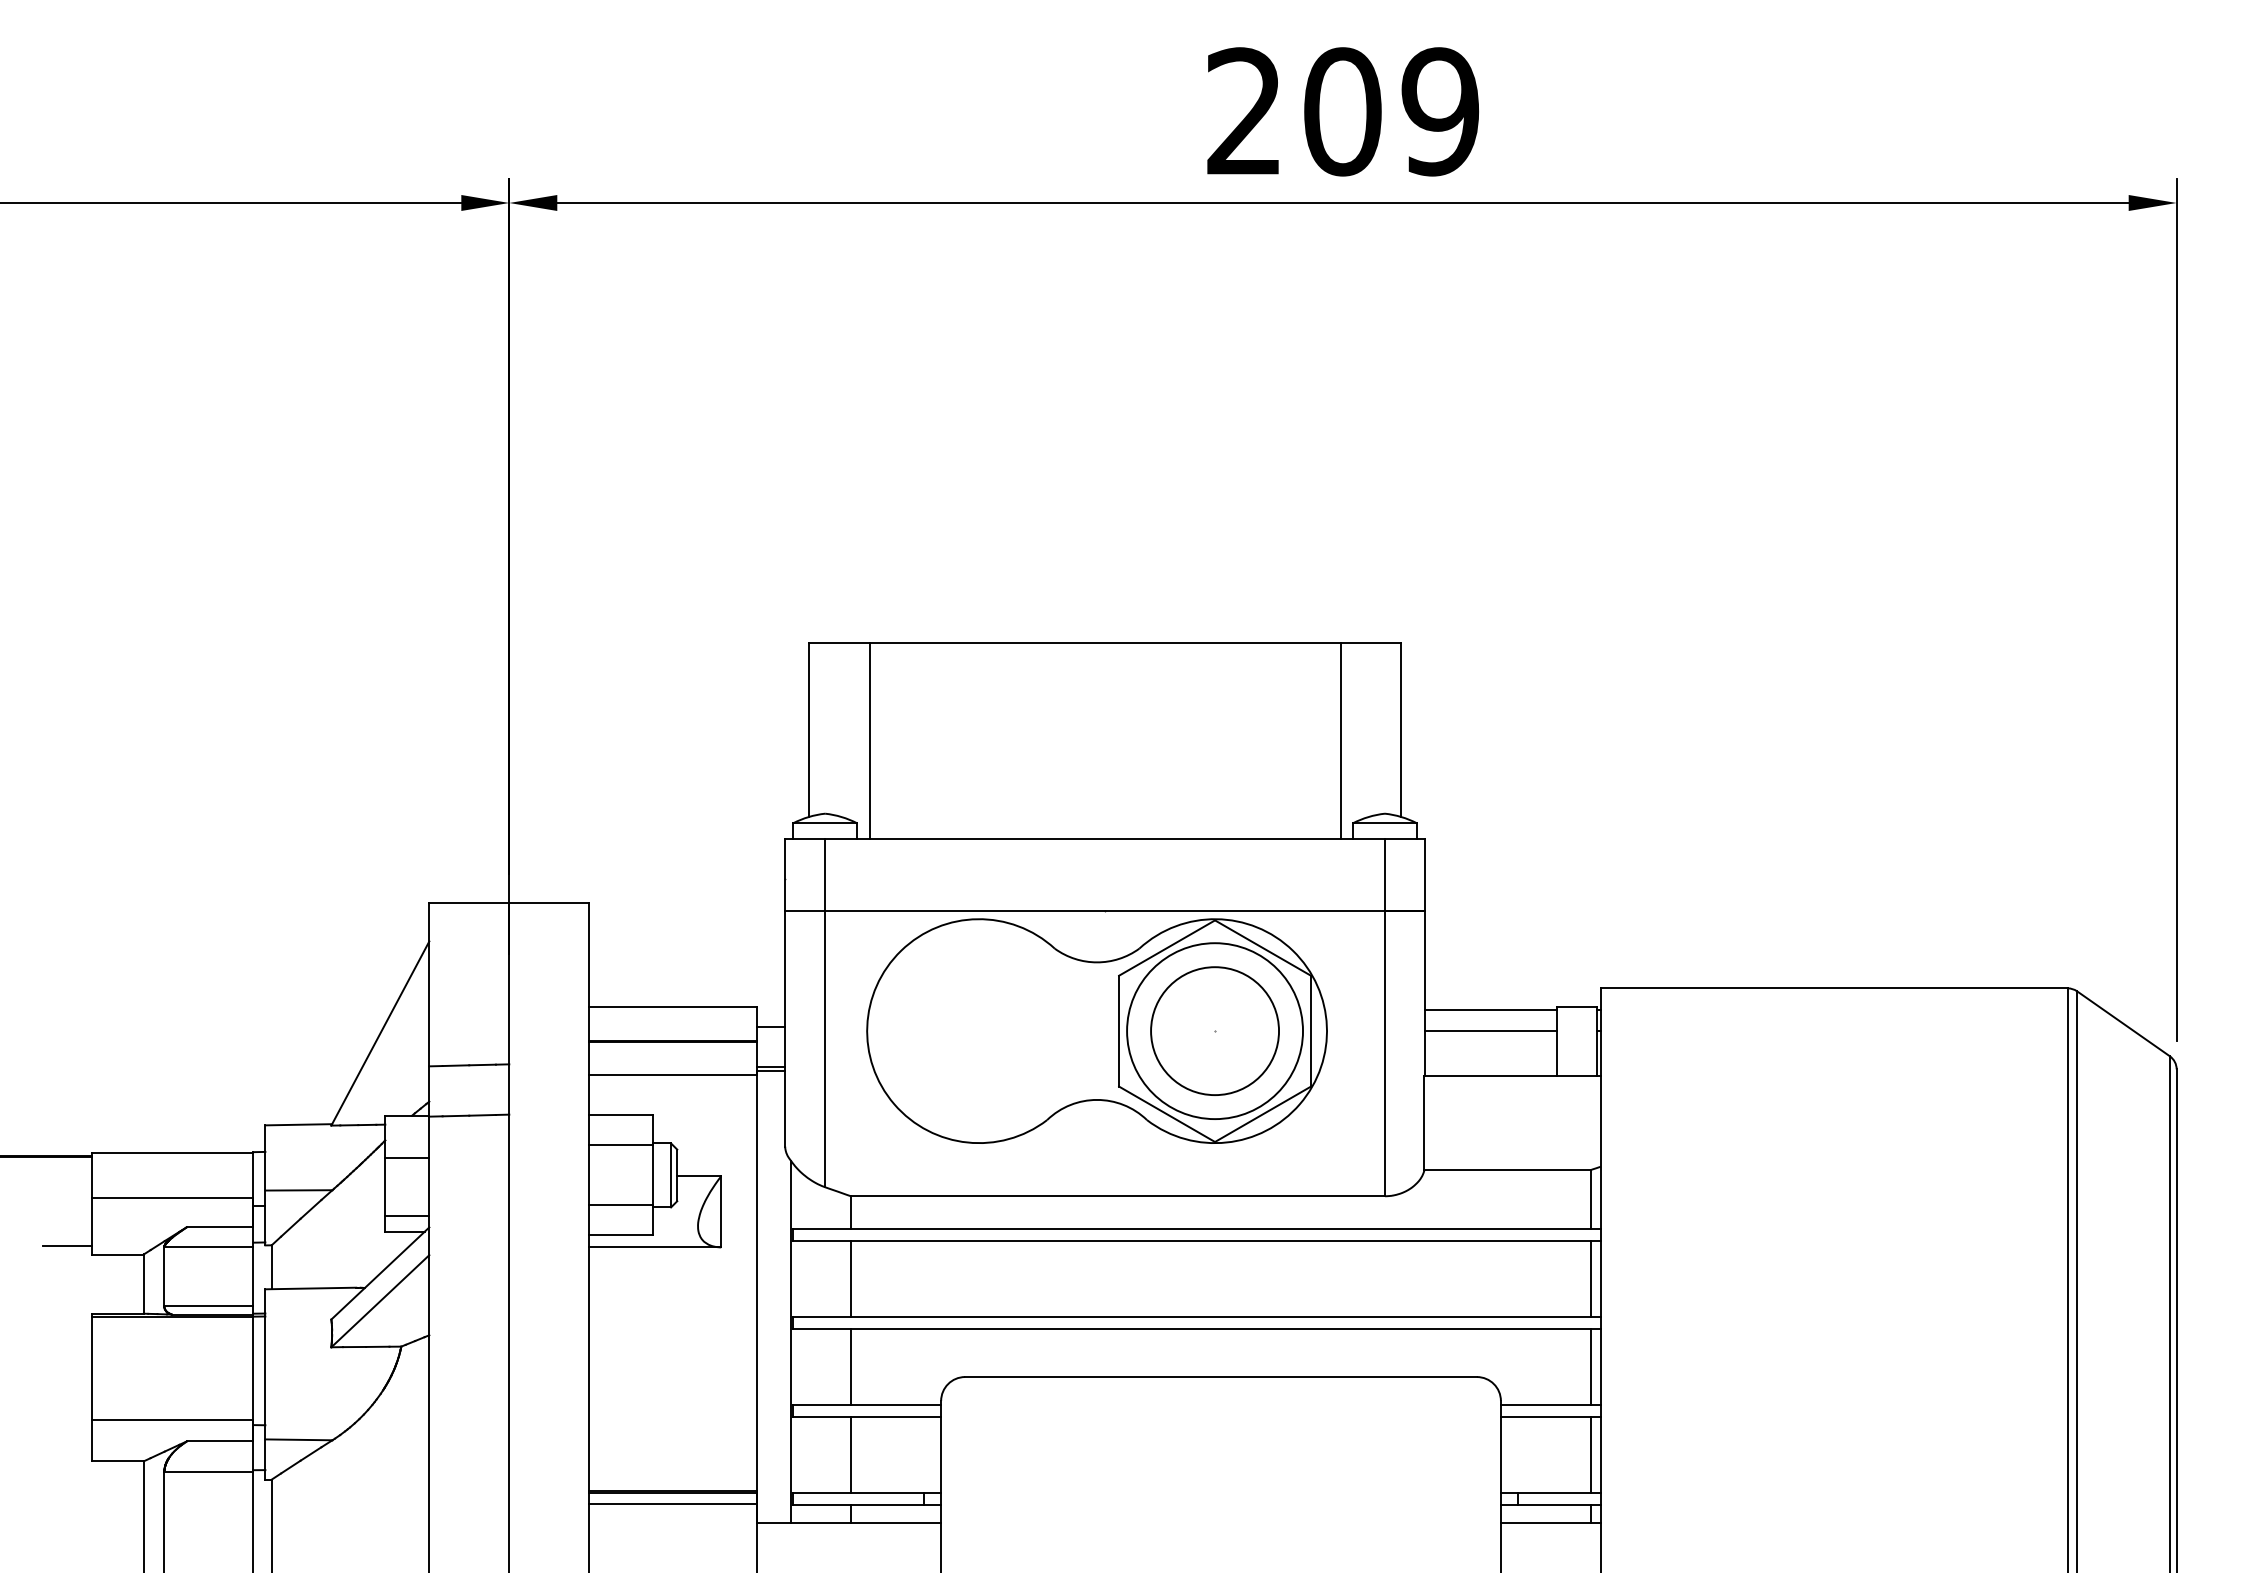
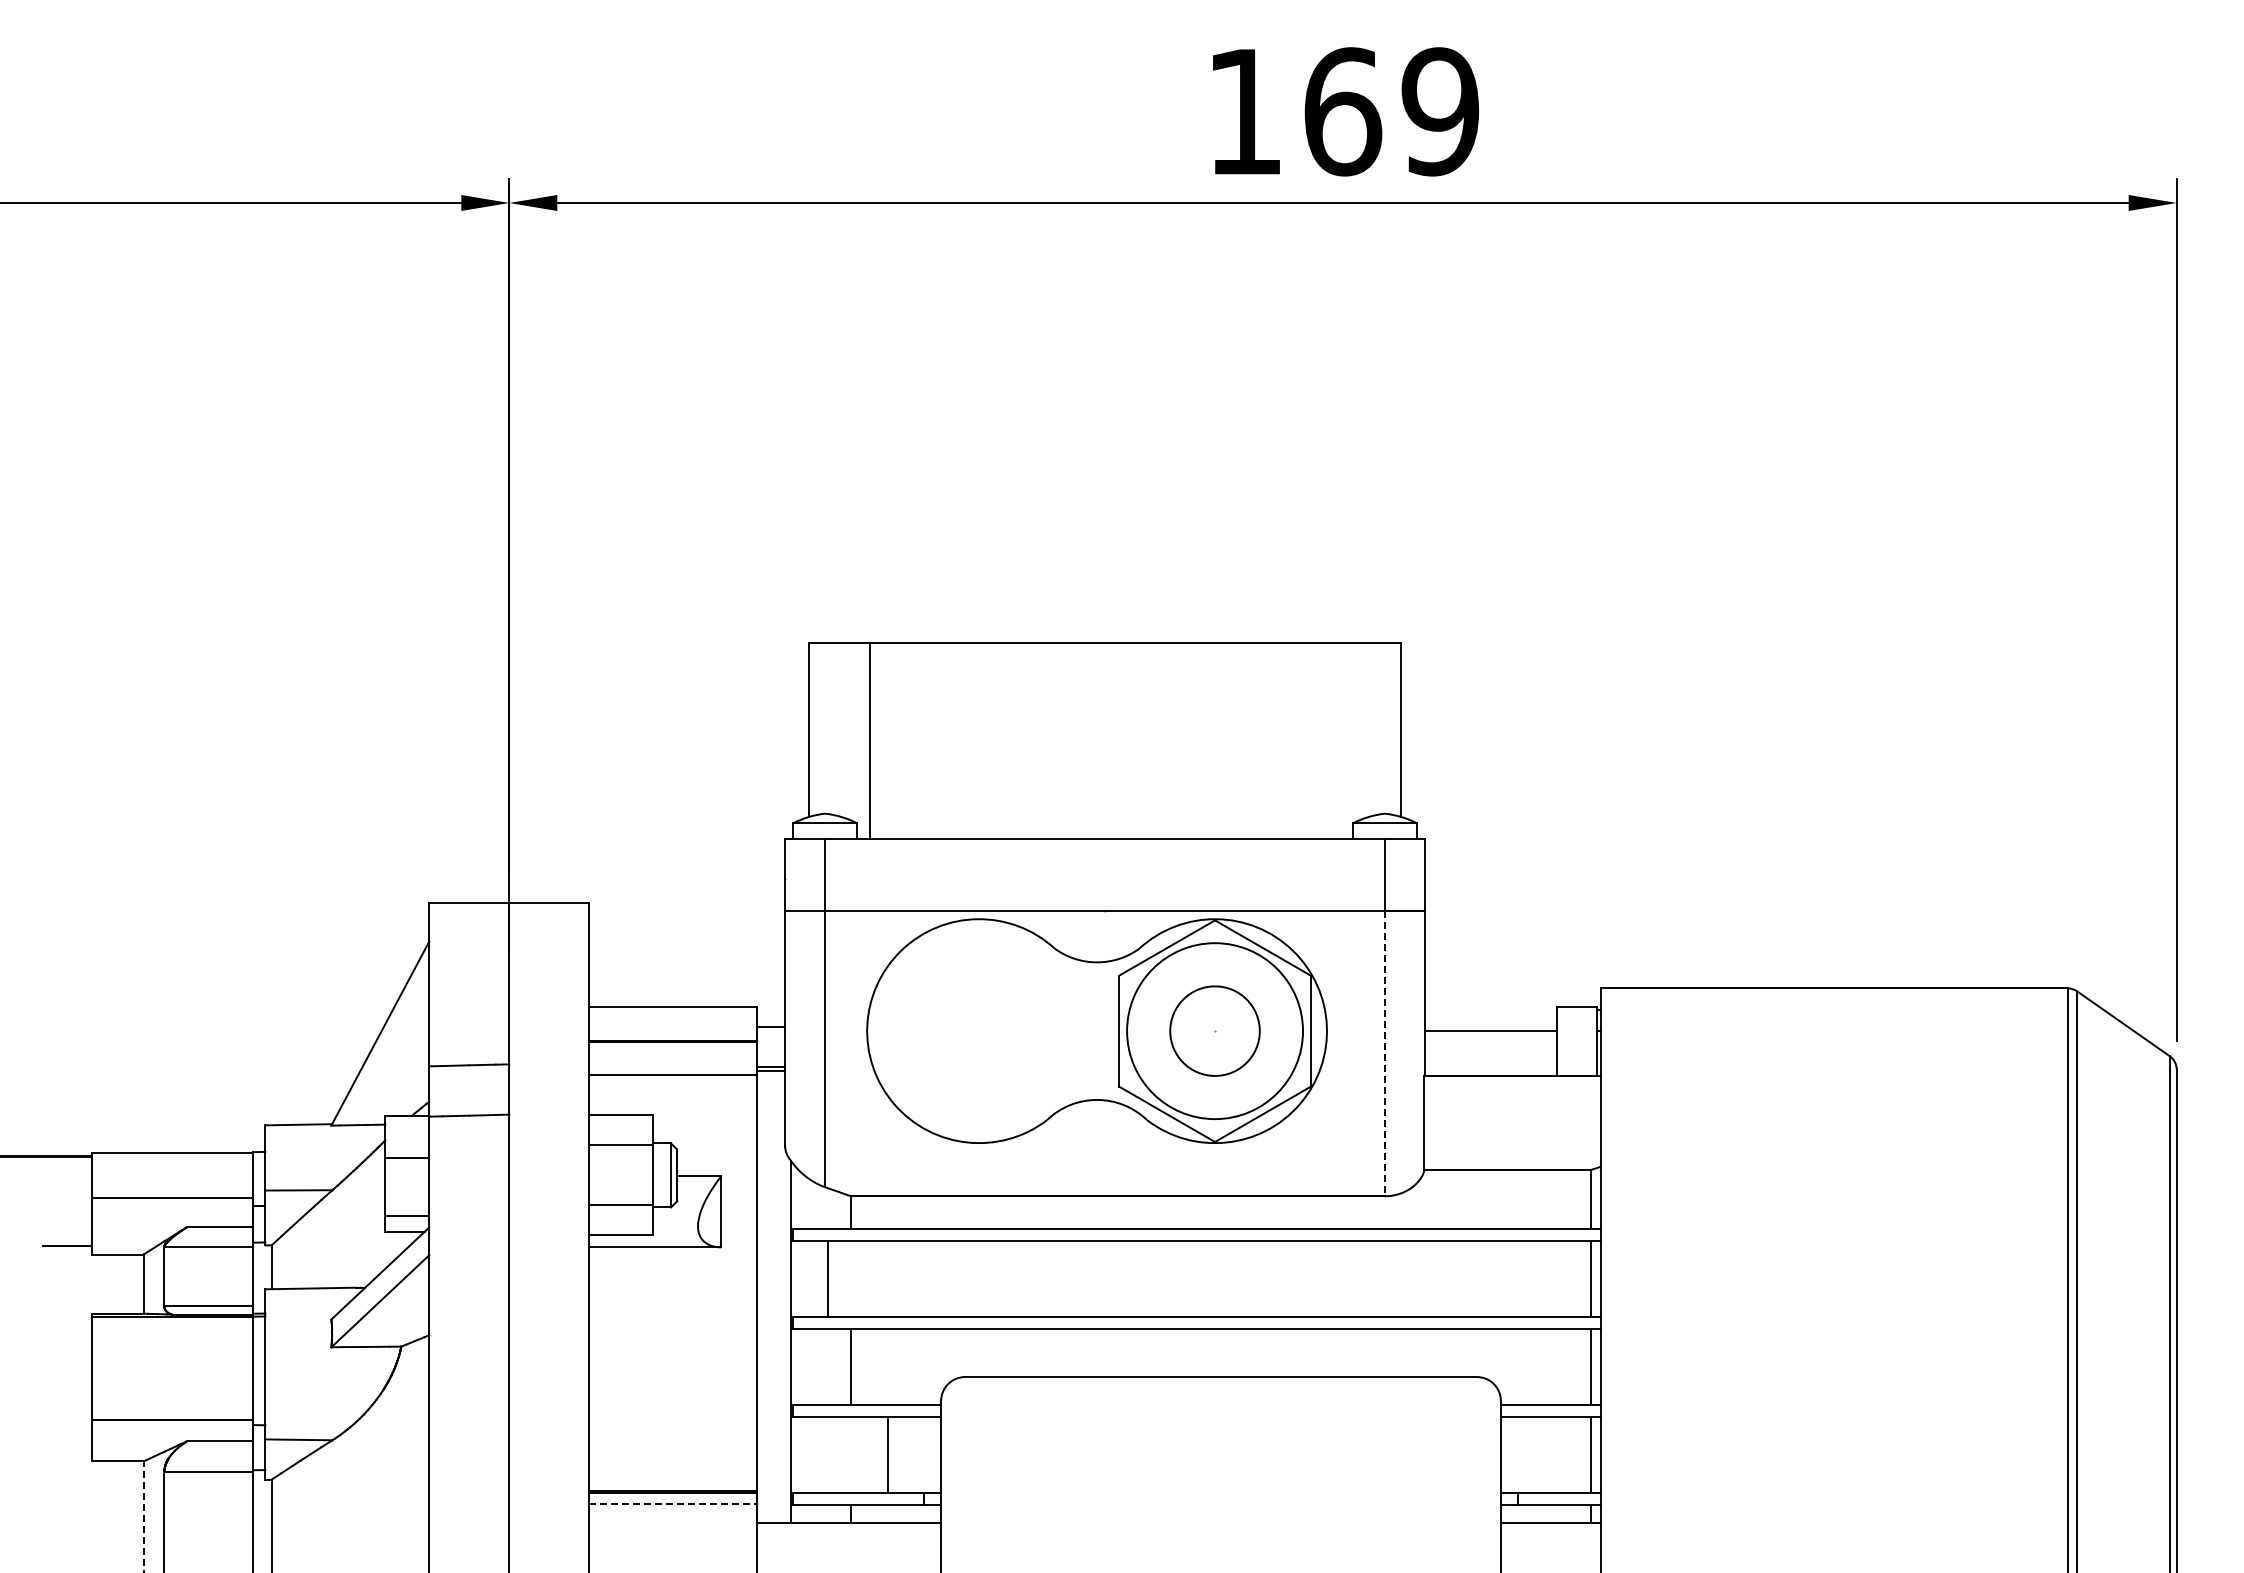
text: 209 -> 169 (1294, 111)
line: present -> none (1340, 741)
line: present -> none (1490, 1010)
circle diameter: 128 px -> 90 px (1214, 1030)
line: solid -> dashed (1384, 1053)
line position: (850, 1279) -> (827, 1279) (827, 1279)
line position: (850, 1454) -> (887, 1454) (887, 1454)
line: solid -> dashed (673, 1503)
line: solid -> dashed (143, 1516)
